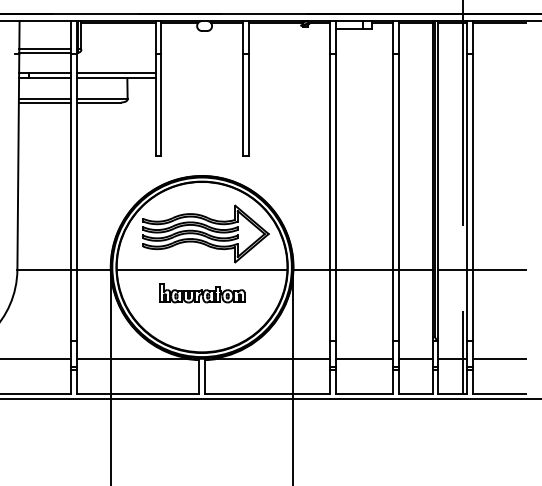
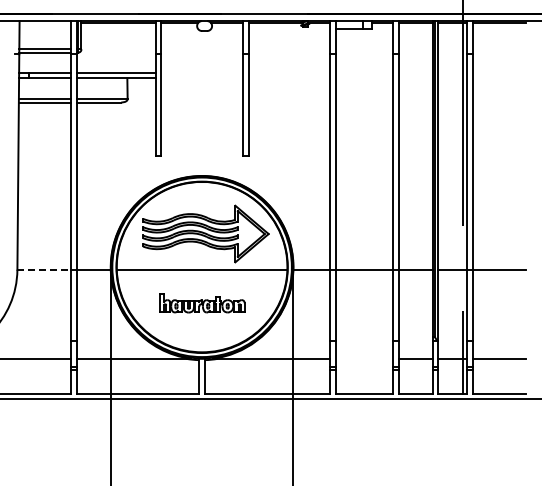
line: solid -> dashed (44, 269)
part position: (202, 293) -> (202, 303) (202, 303)
line: present -> none (364, 358)
